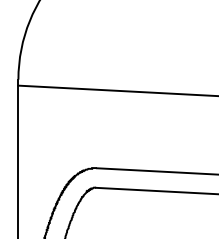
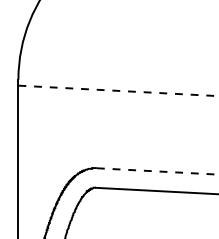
line: solid -> dashed (119, 90)
line: solid -> dashed (157, 171)
